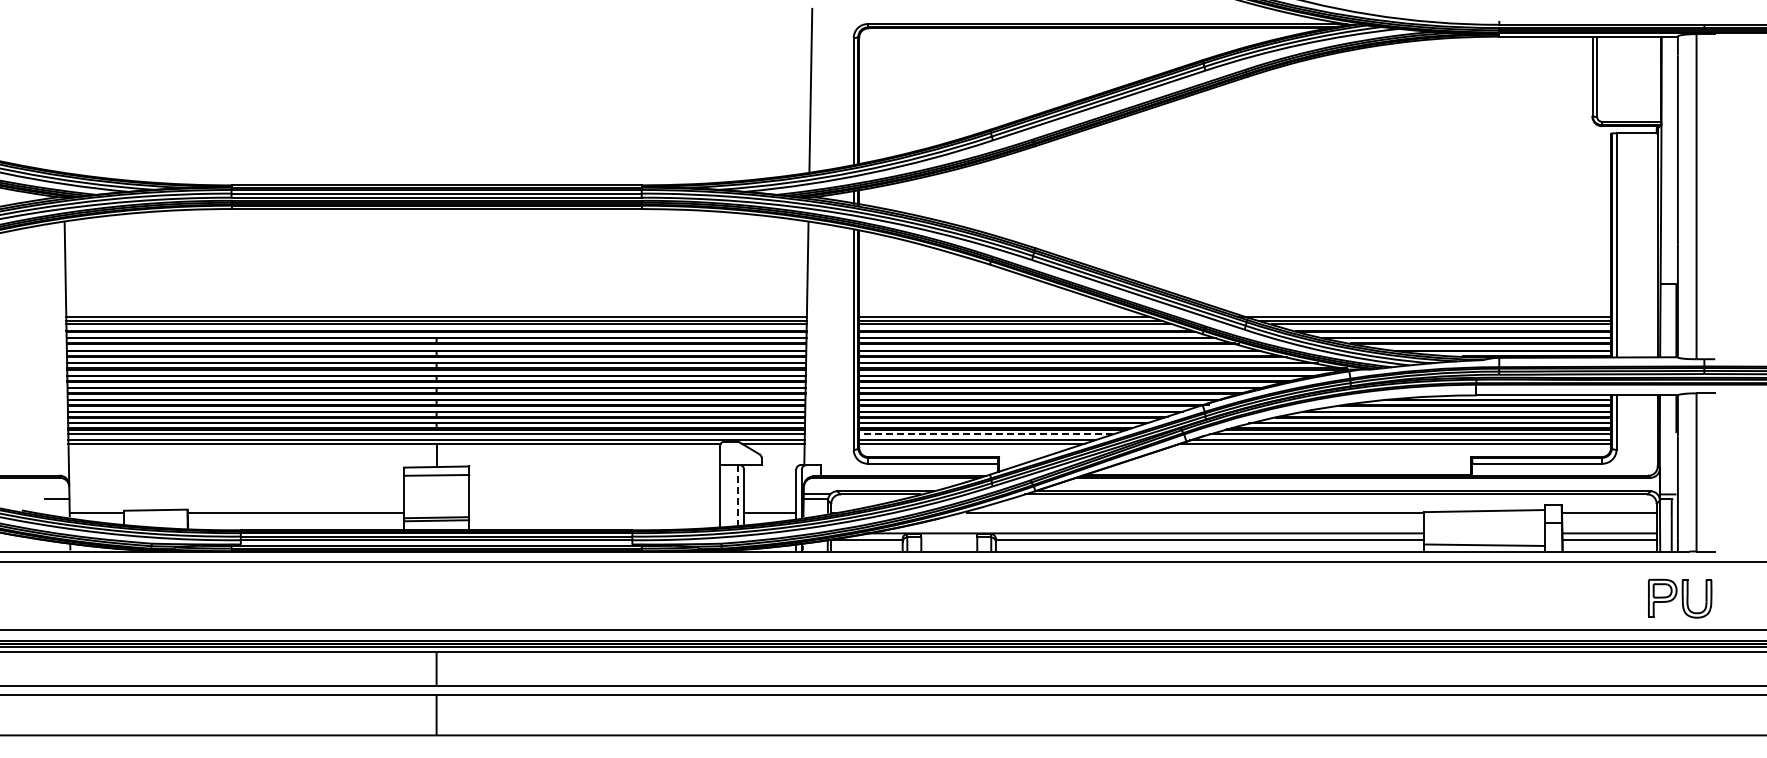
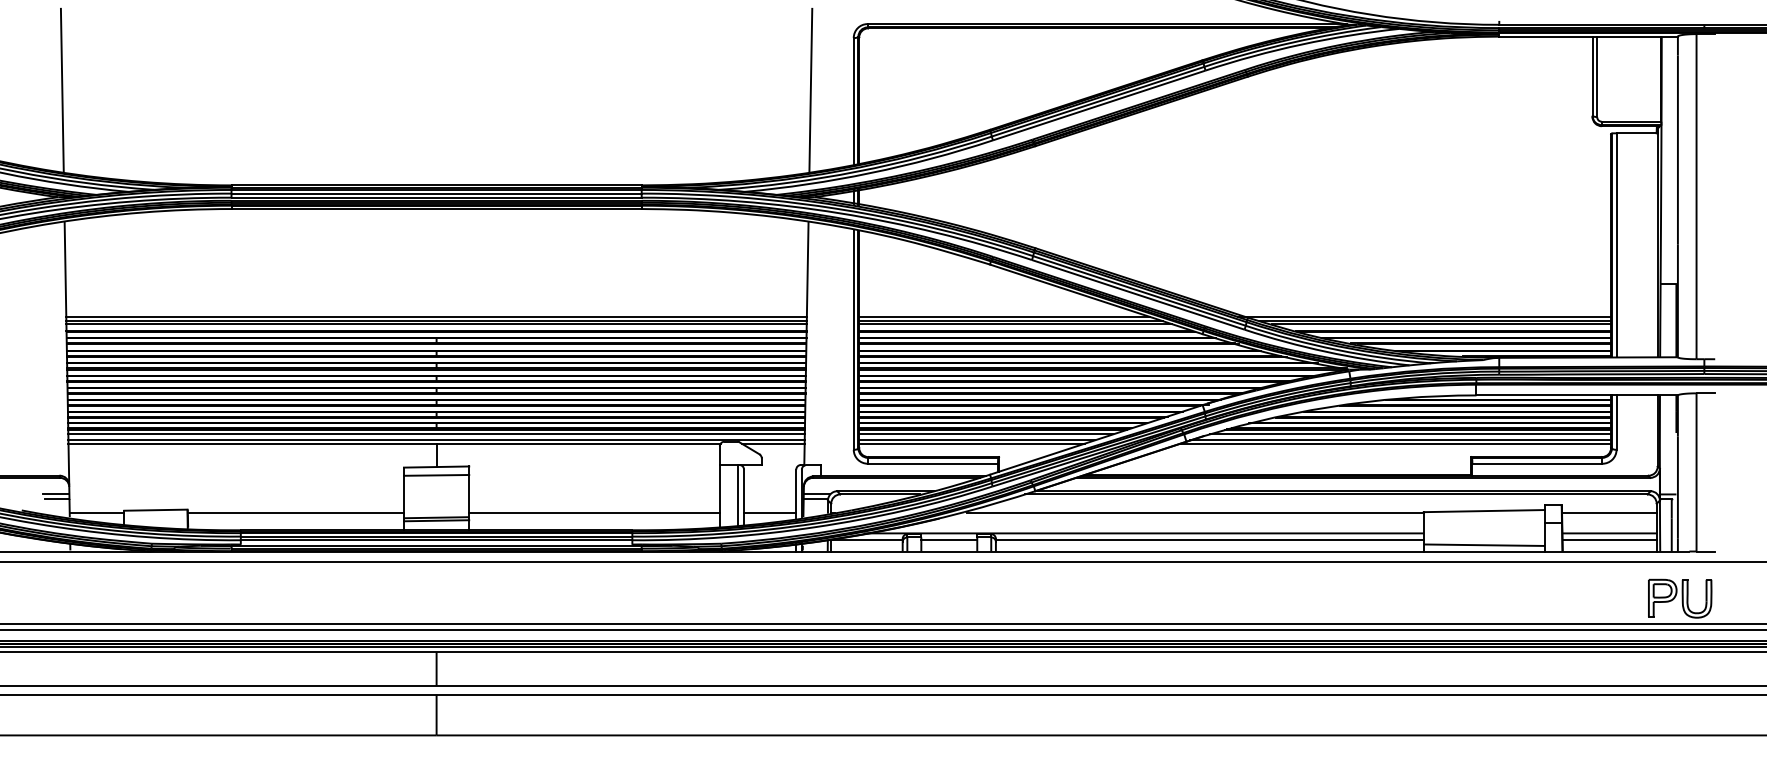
line: none -> present (61, 89)
line: dashed -> solid (985, 434)
line: none -> present (55, 494)
line: dashed -> solid (738, 495)
line: none -> present (594, 512)
line: none -> present (949, 540)
line: none -> present (882, 623)
